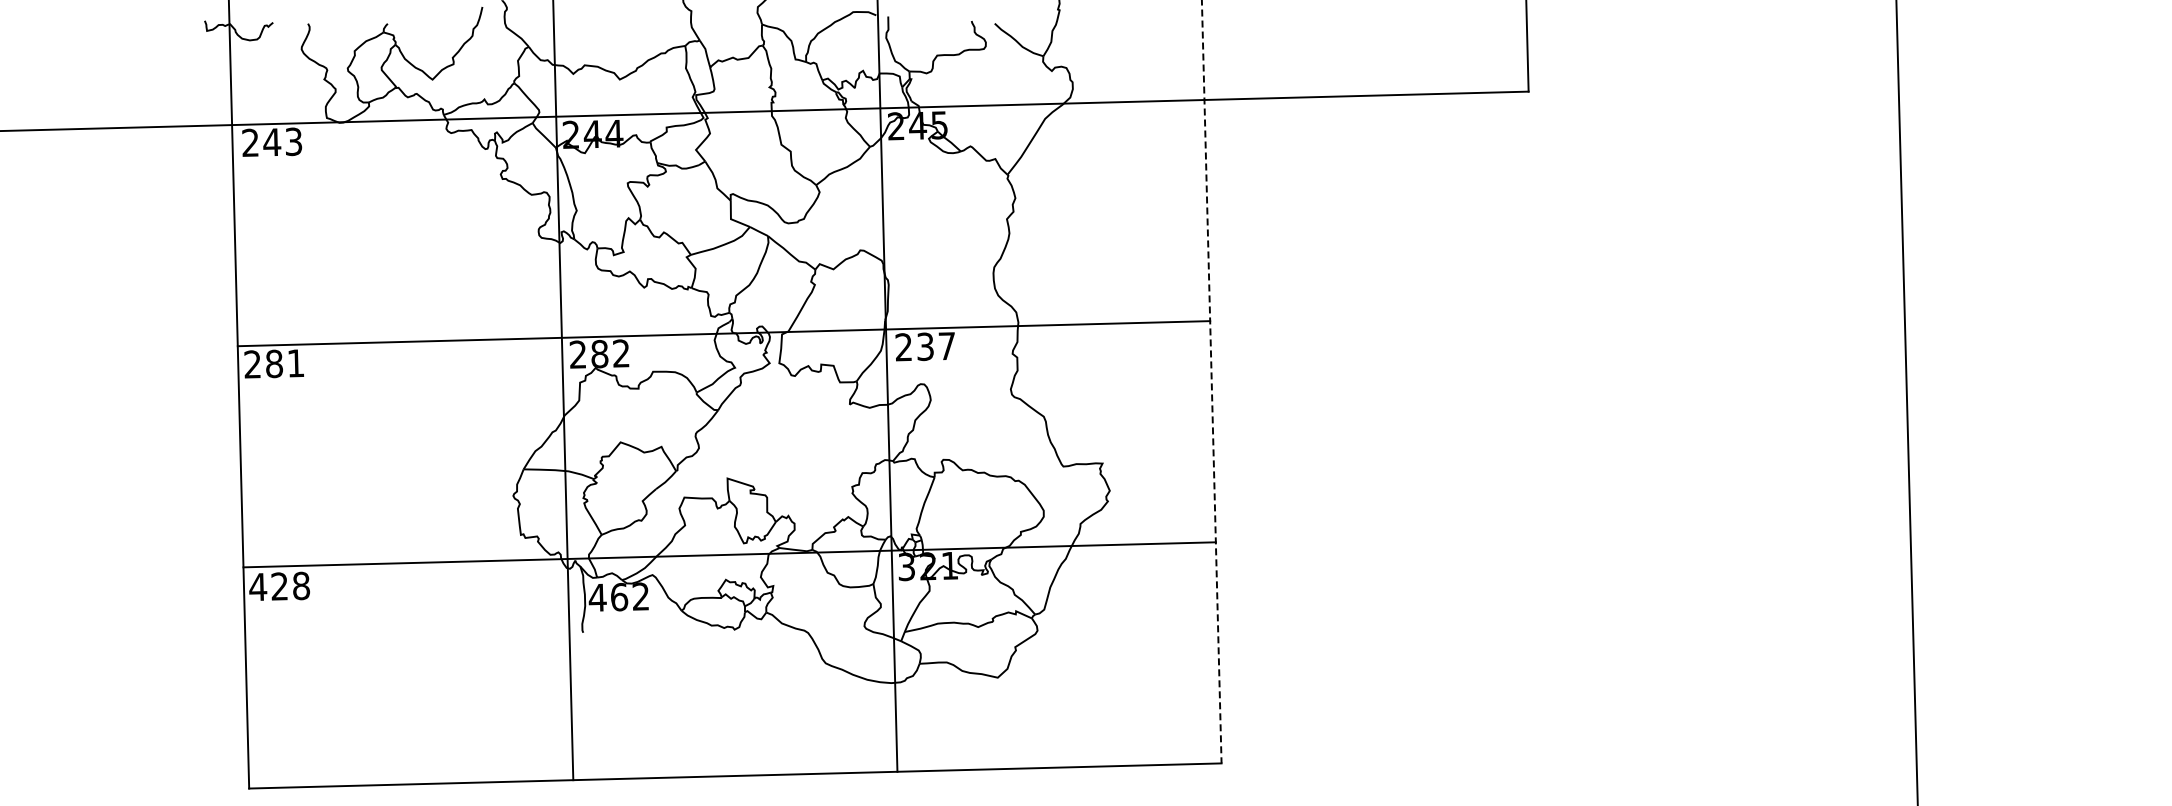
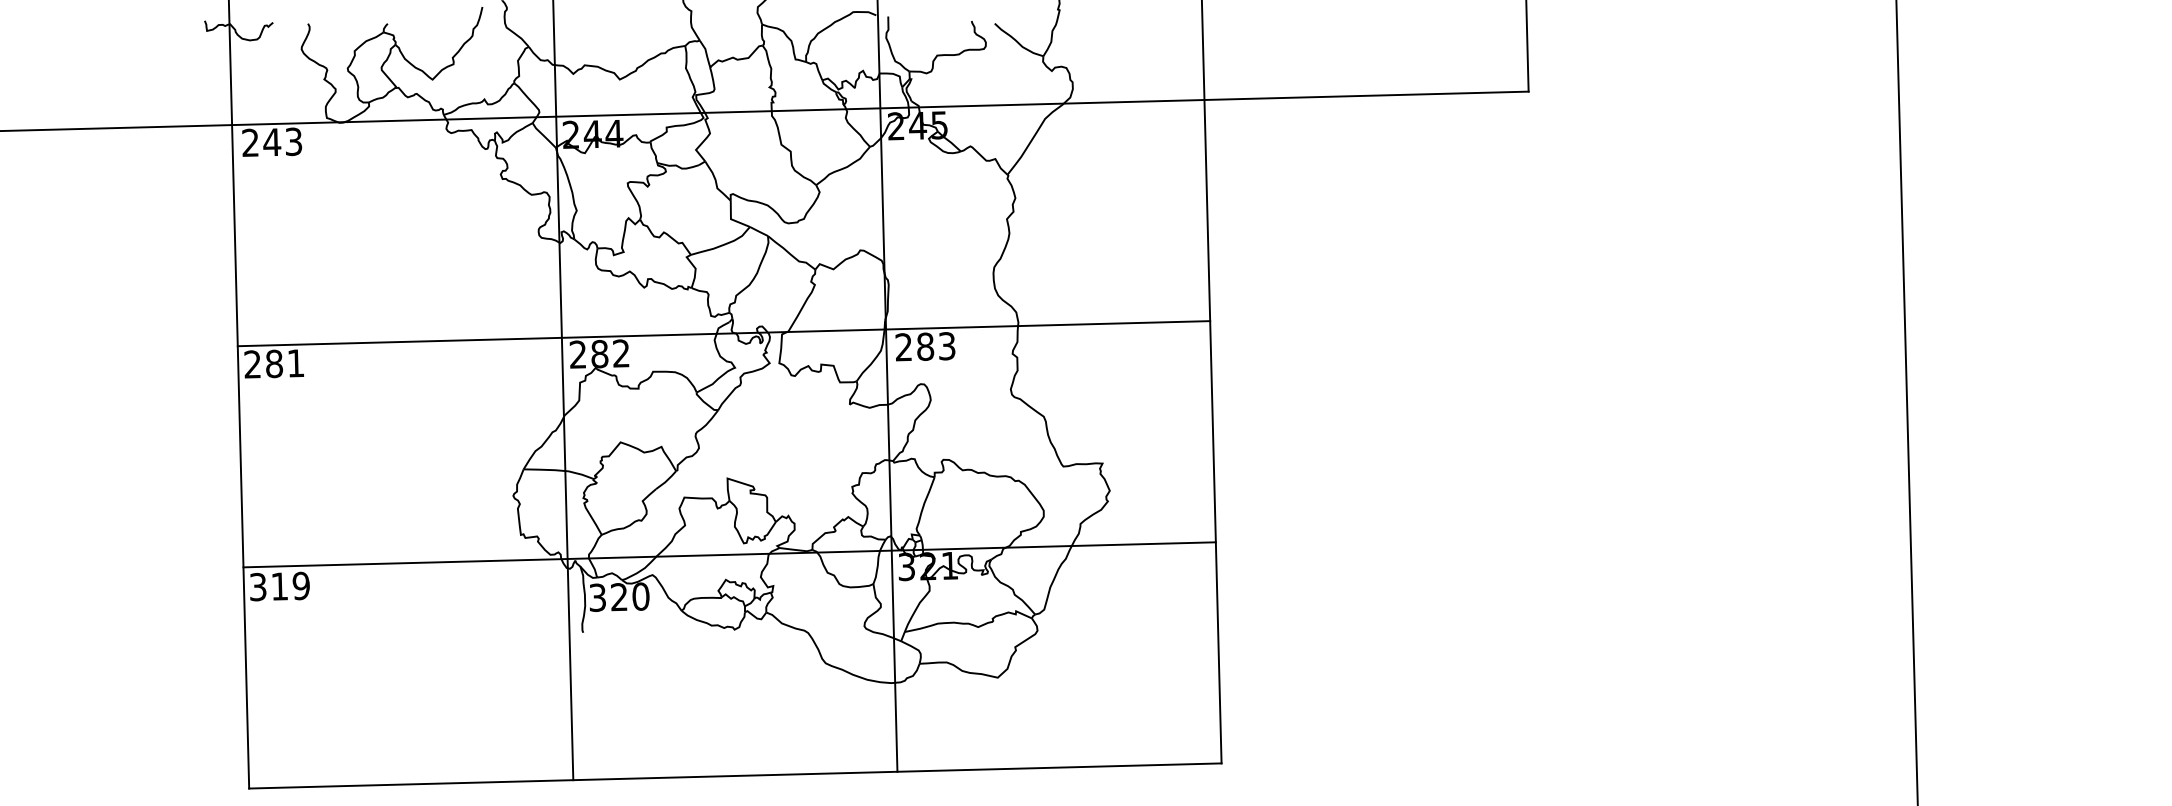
text: 237 -> 283 (936, 346)
line: dashed -> solid (1211, 381)
text: 428 -> 319 (279, 586)
text: 462 -> 320 (618, 597)
